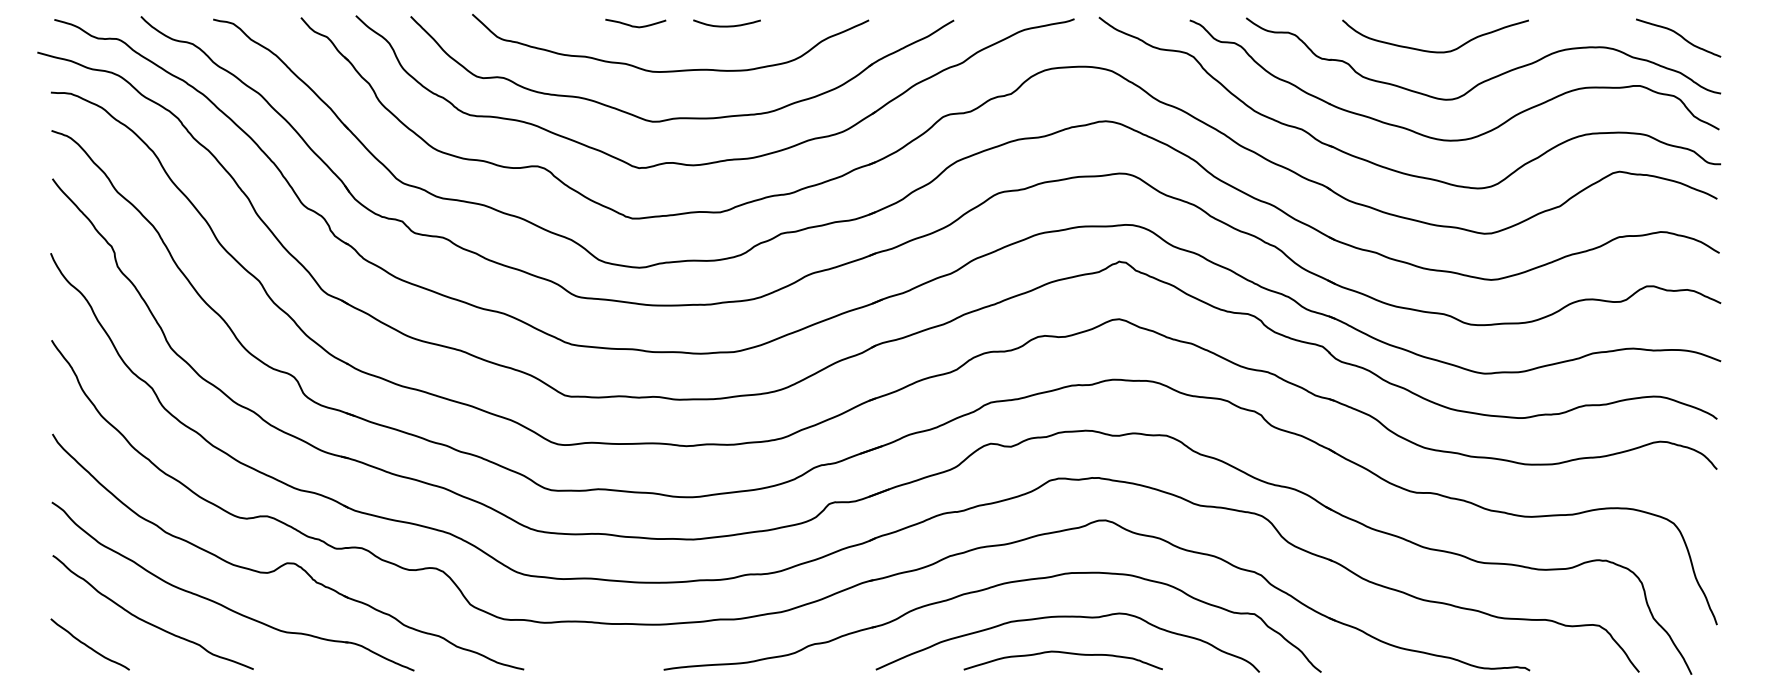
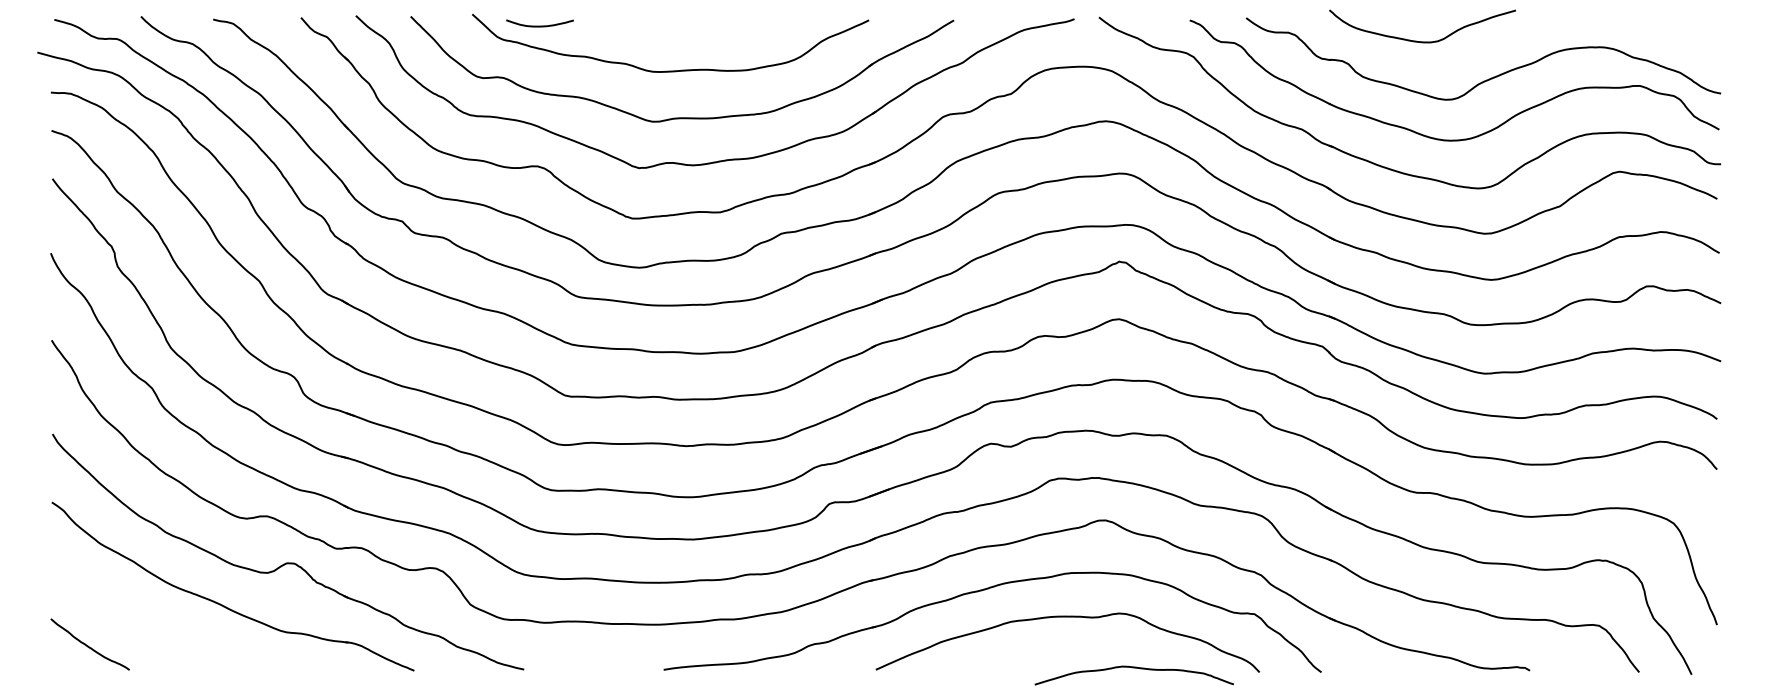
curve: present -> none (635, 25)
curve position: (726, 25) -> (539, 25) (539, 25)
curve: present -> none (1679, 36)
curve position: (1435, 51) -> (1422, 41) (1422, 41)
curve: present -> none (147, 621)
curve position: (1062, 653) -> (1133, 668) (1133, 668)
